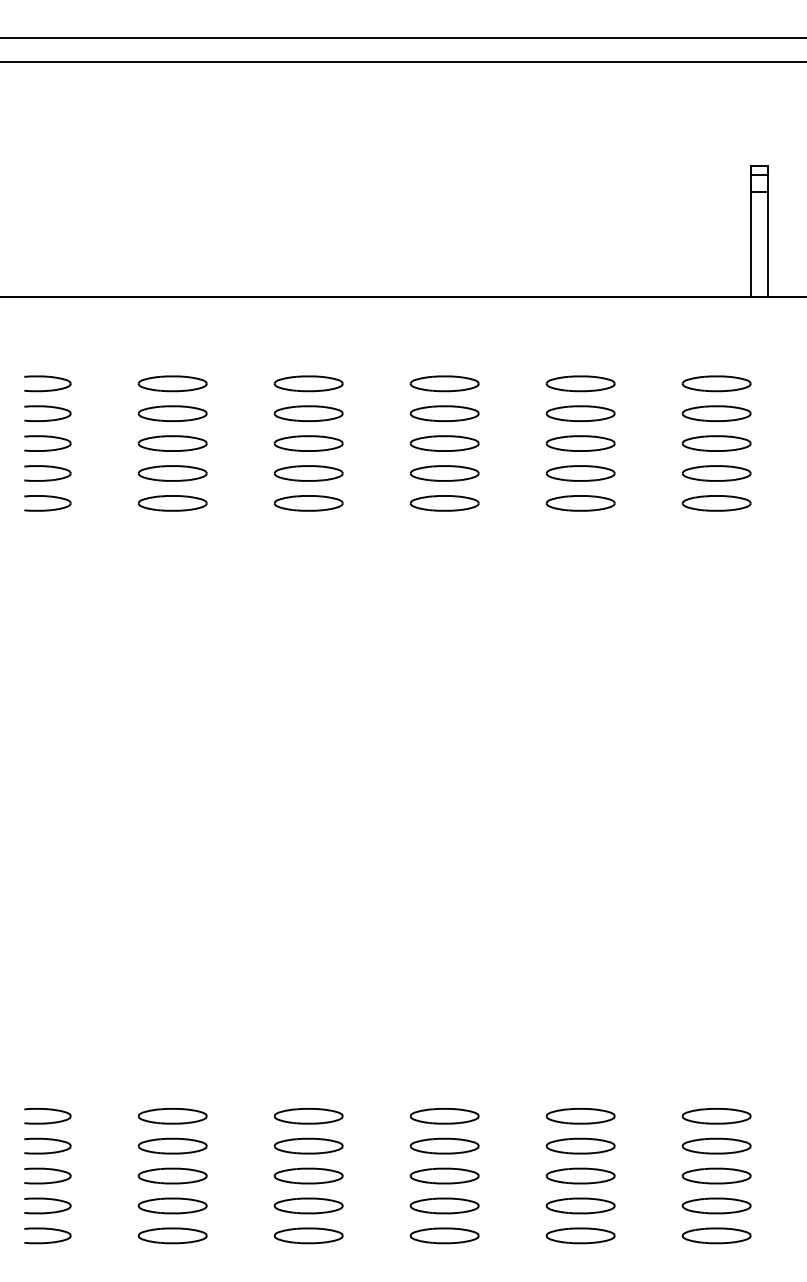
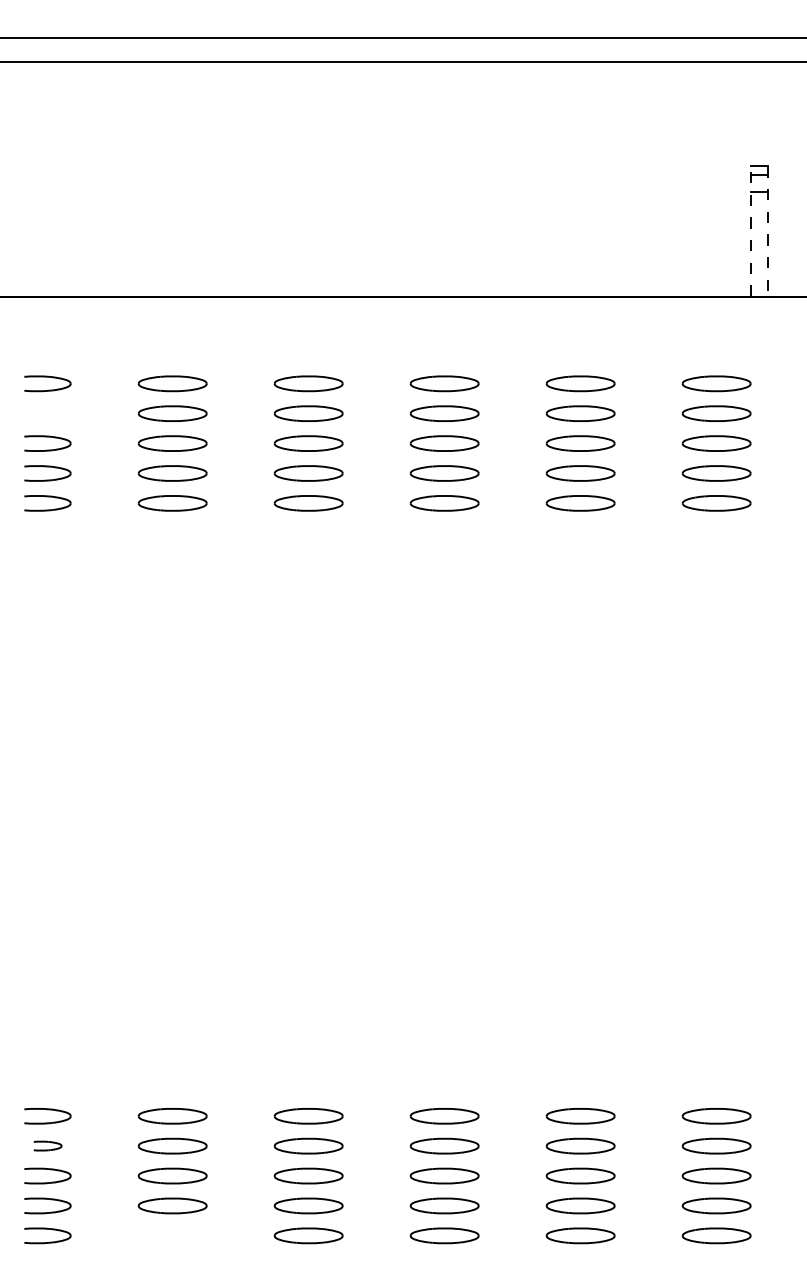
line: solid -> dashed (750, 231)
line: solid -> dashed (767, 232)
part: present -> none (47, 413)
part size: 48x18 px -> 30x12 px (47, 1145)
part: present -> none (172, 1235)
